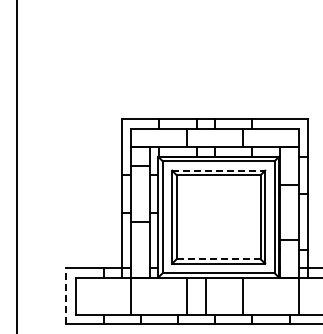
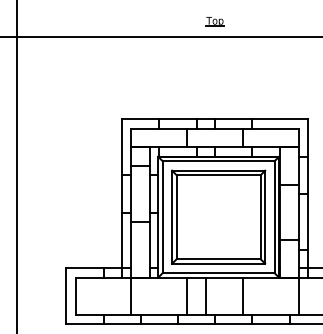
part: none -> present (214, 21)
line: none -> present (160, 37)
line: dashed -> solid (218, 170)
line: dashed -> solid (218, 259)
line: dashed -> solid (66, 296)
